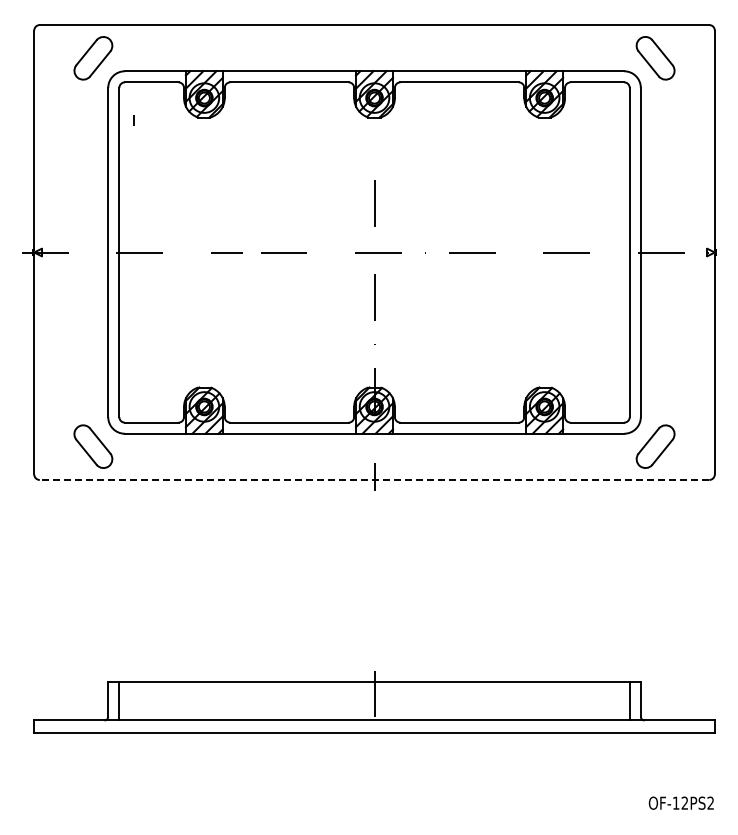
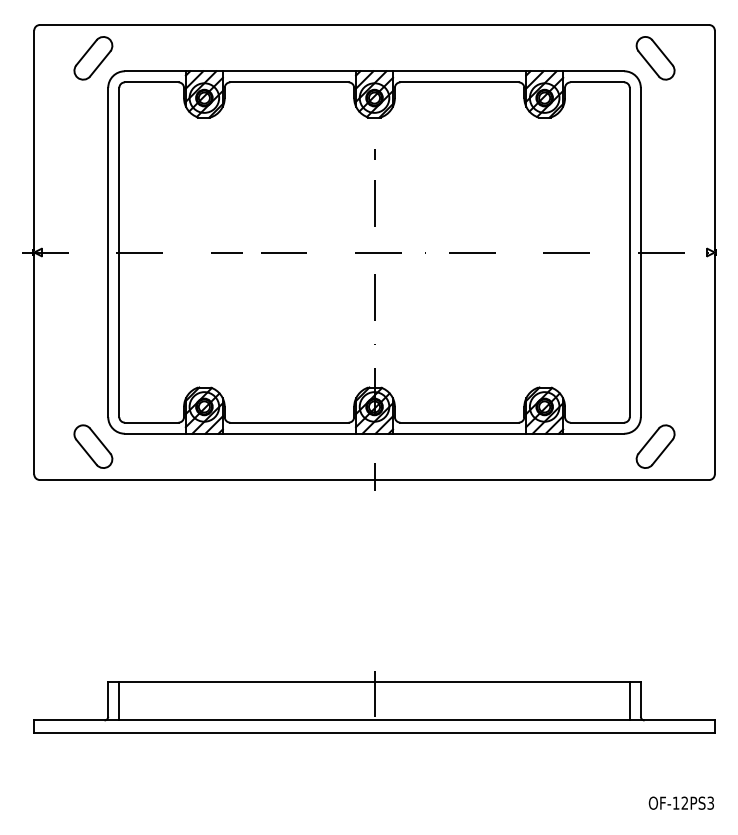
line position: (133, 120) -> (374, 154) (374, 154)
line: dashed -> solid (374, 479)
text: OF-12PS2 -> OF-12PS3 (710, 803)
